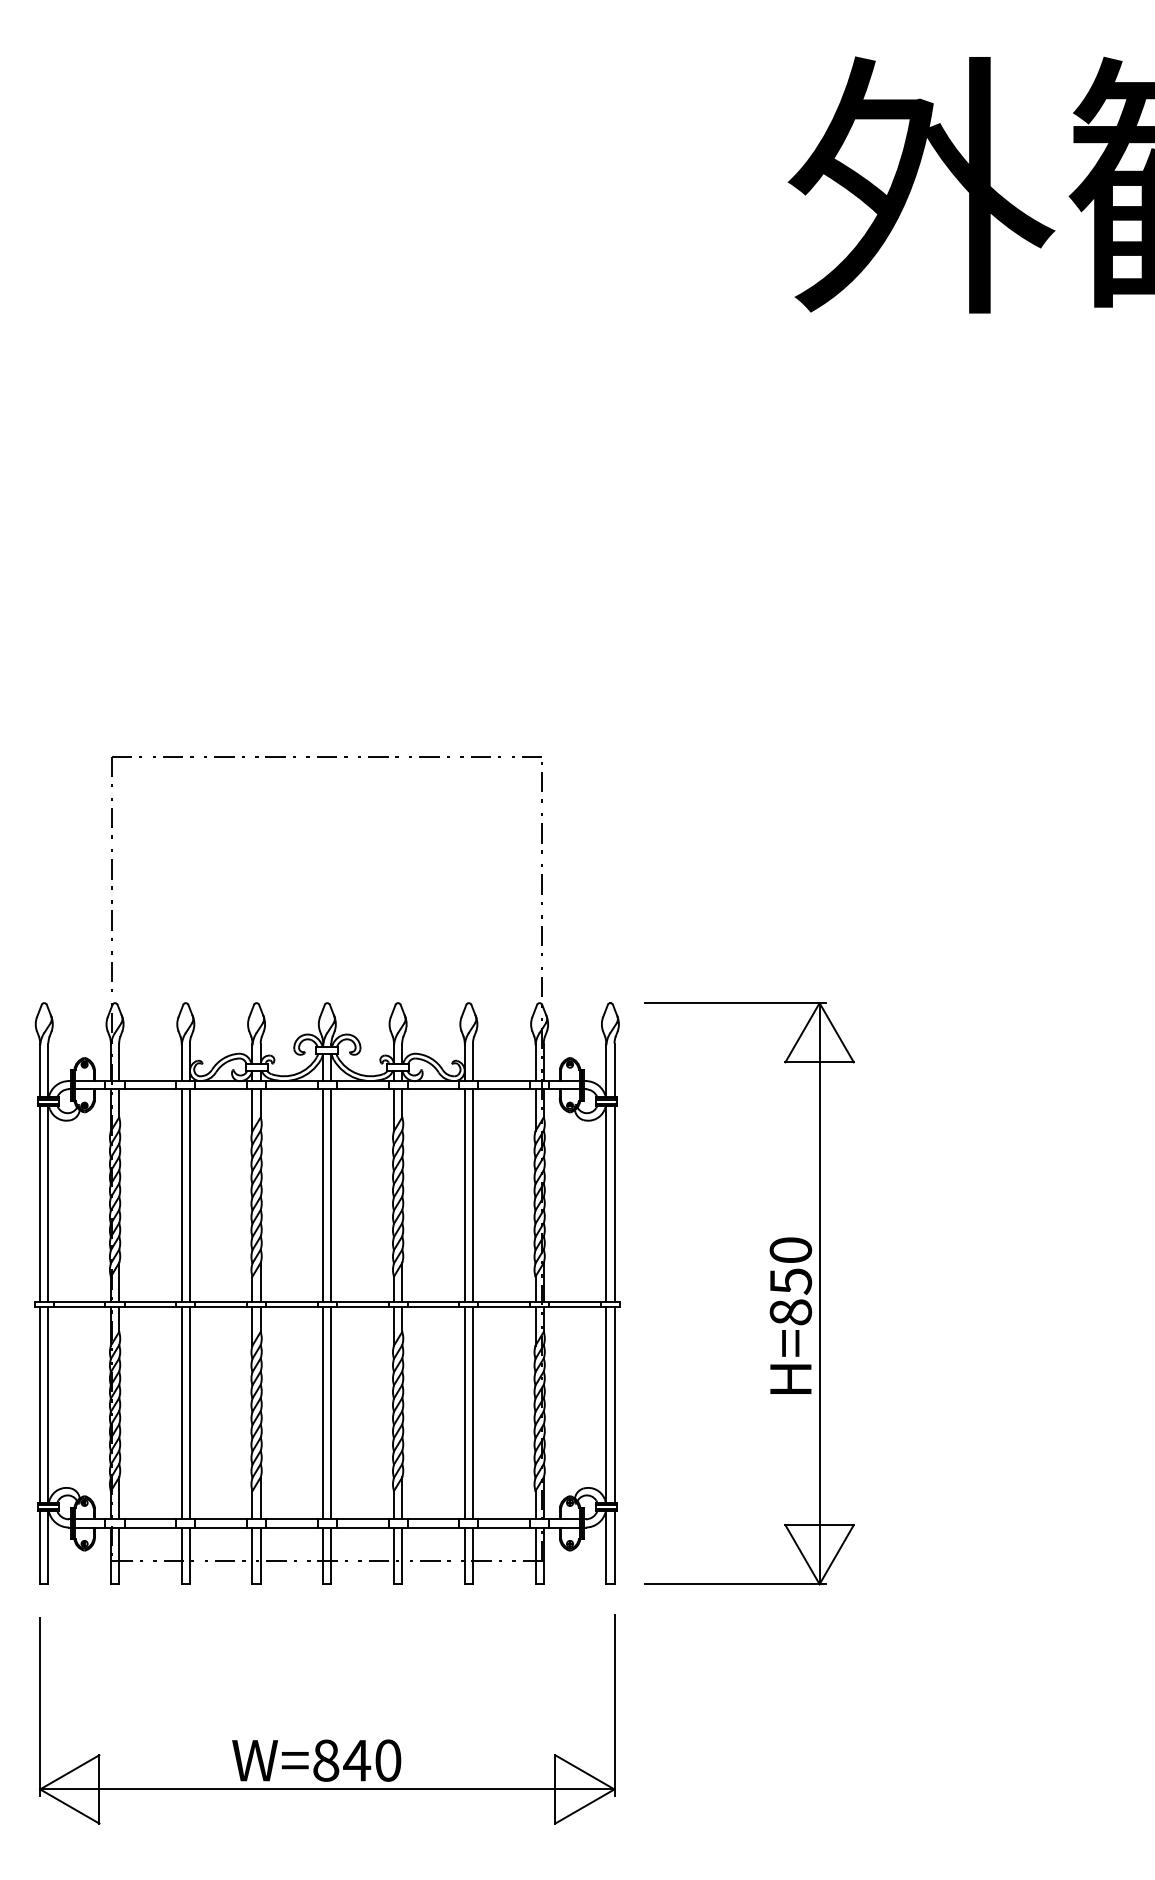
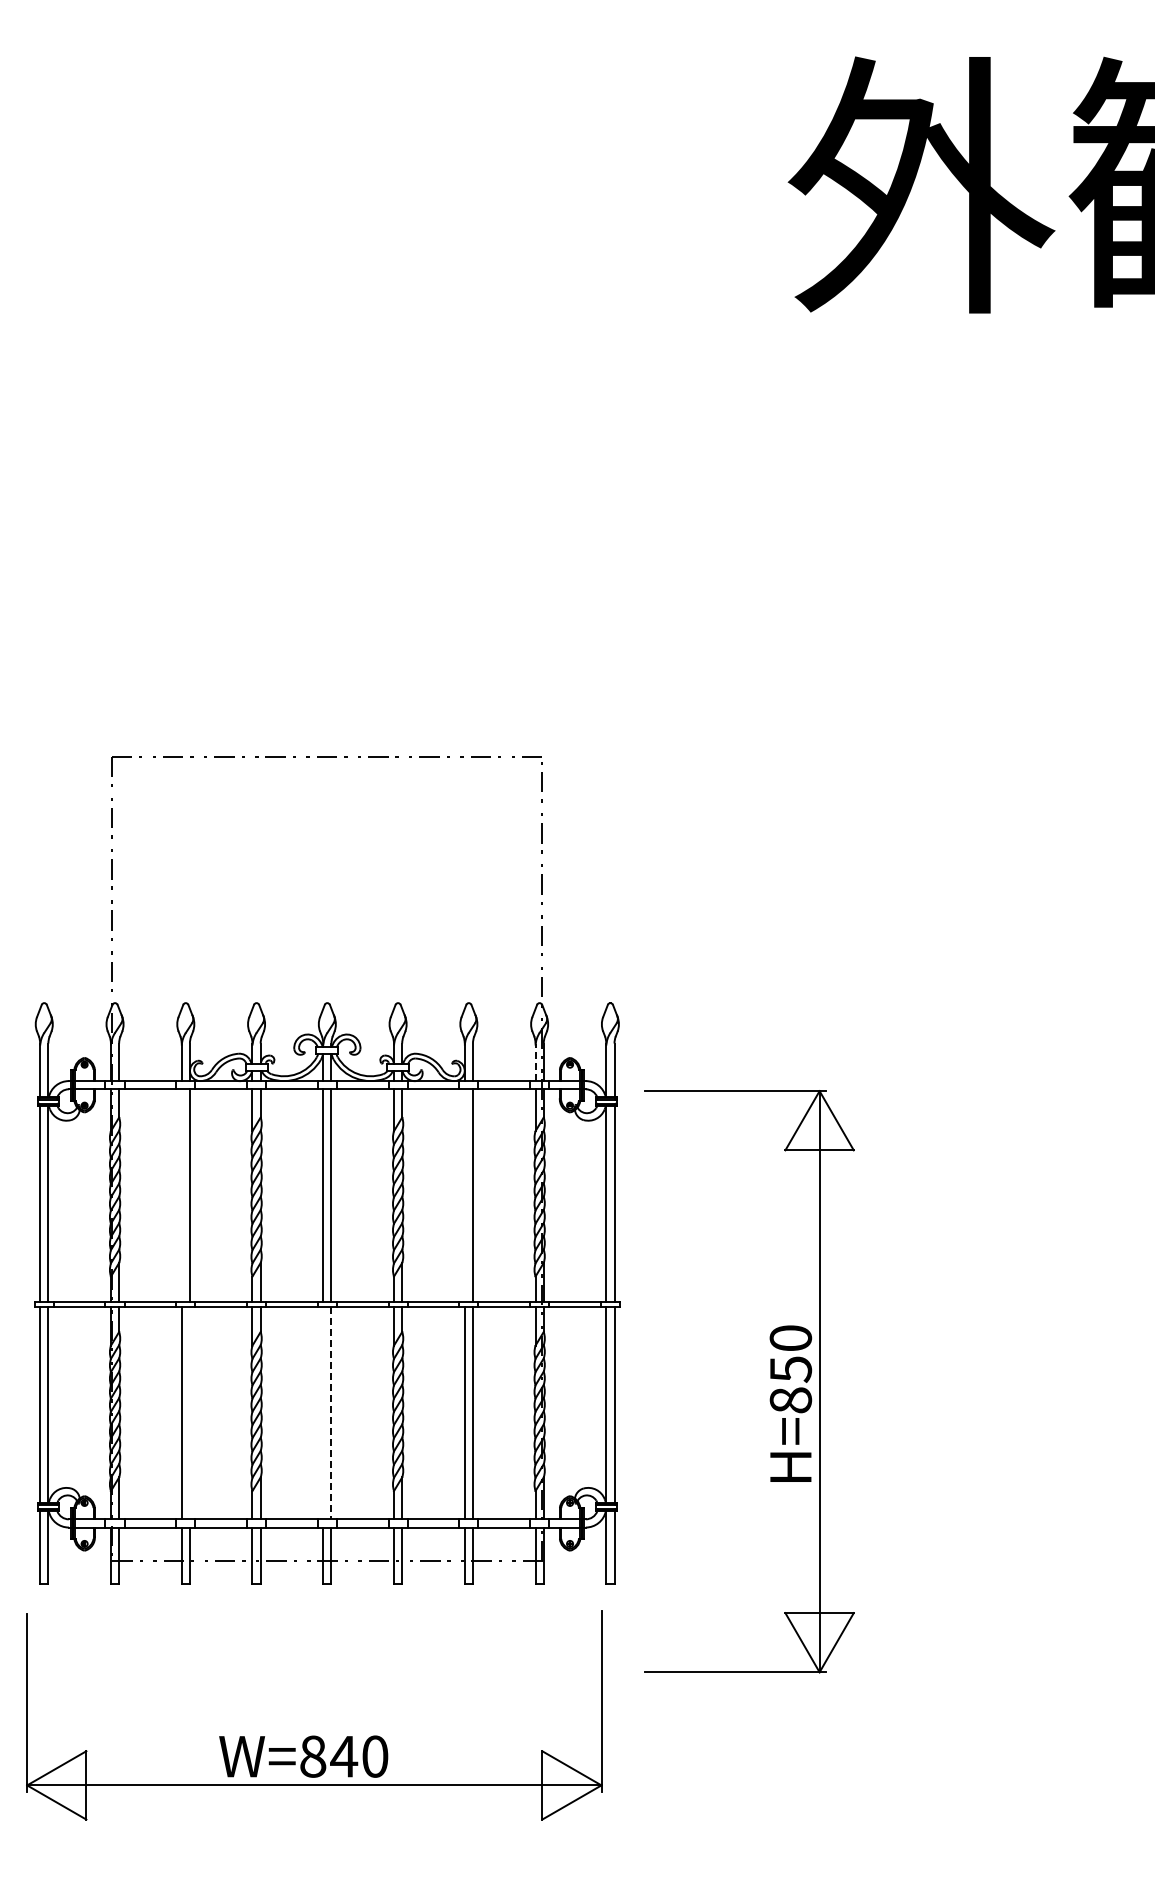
line: solid -> dashed (535, 1062)
line: present -> none (181, 1195)
line: present -> none (464, 1195)
part position: (770, 1290) -> (770, 1378) (770, 1378)
line: present -> none (189, 1412)
line: present -> none (323, 1412)
line: solid -> dashed (331, 1413)
part position: (327, 1739) -> (314, 1735) (314, 1735)
